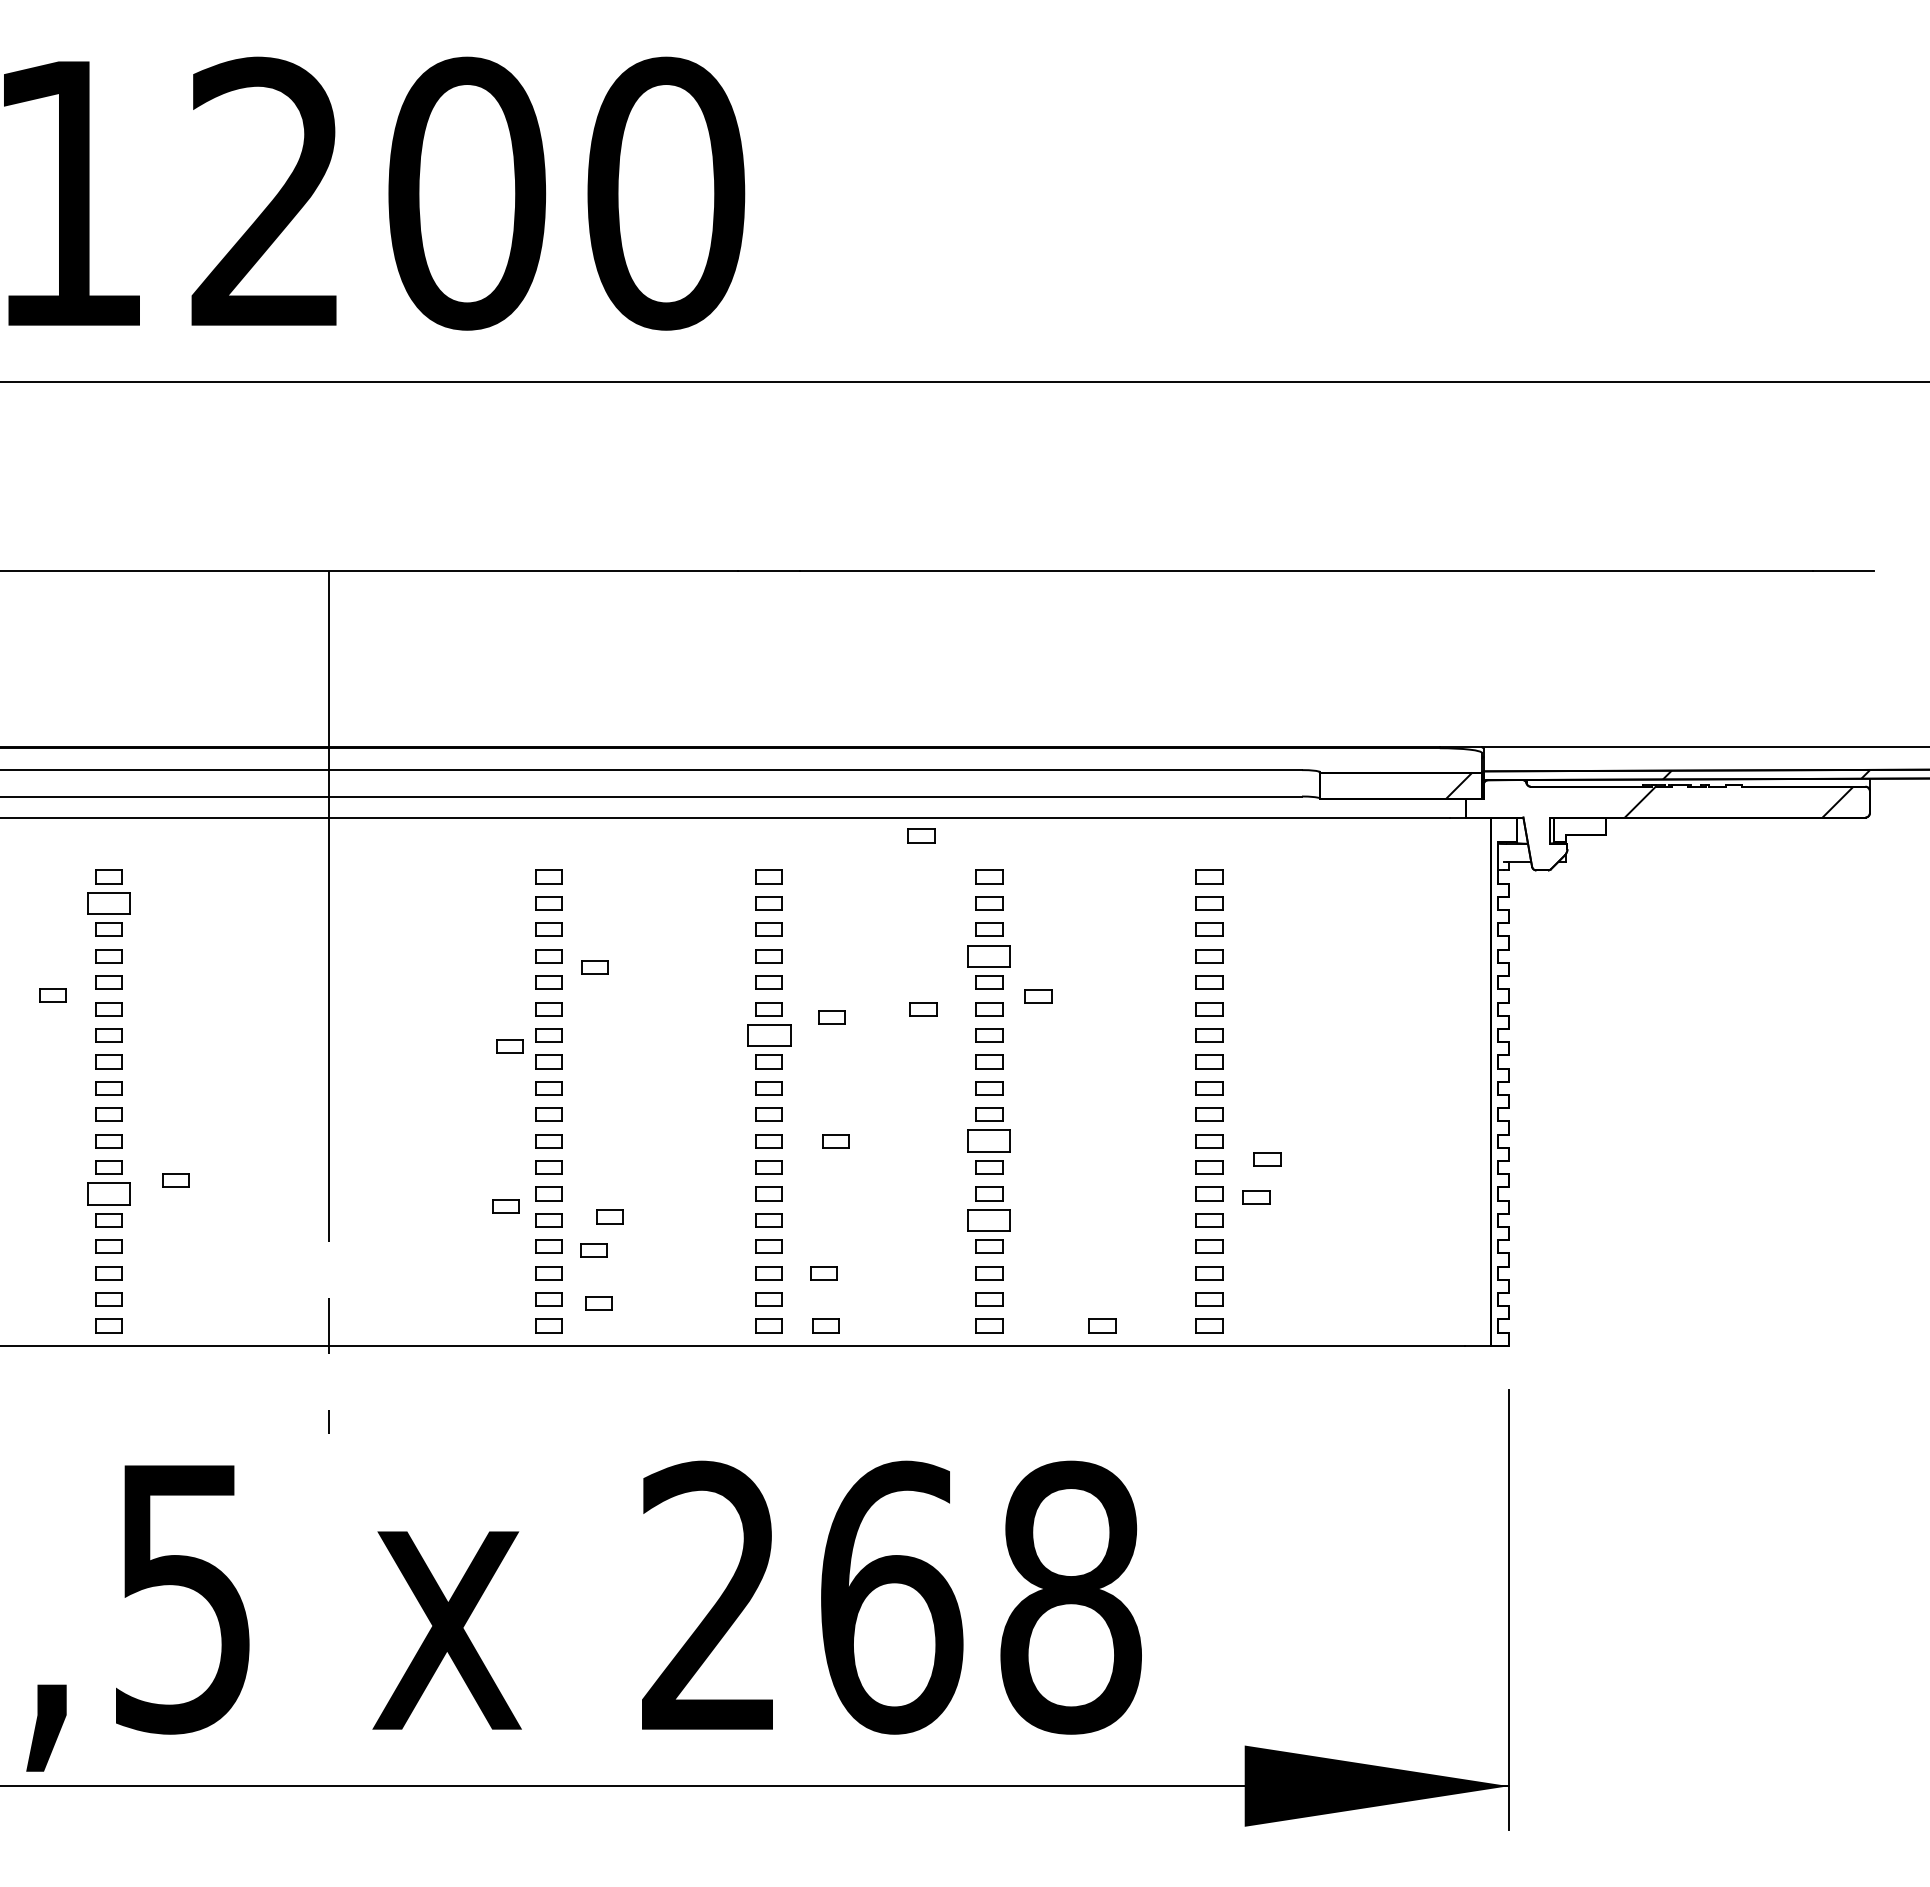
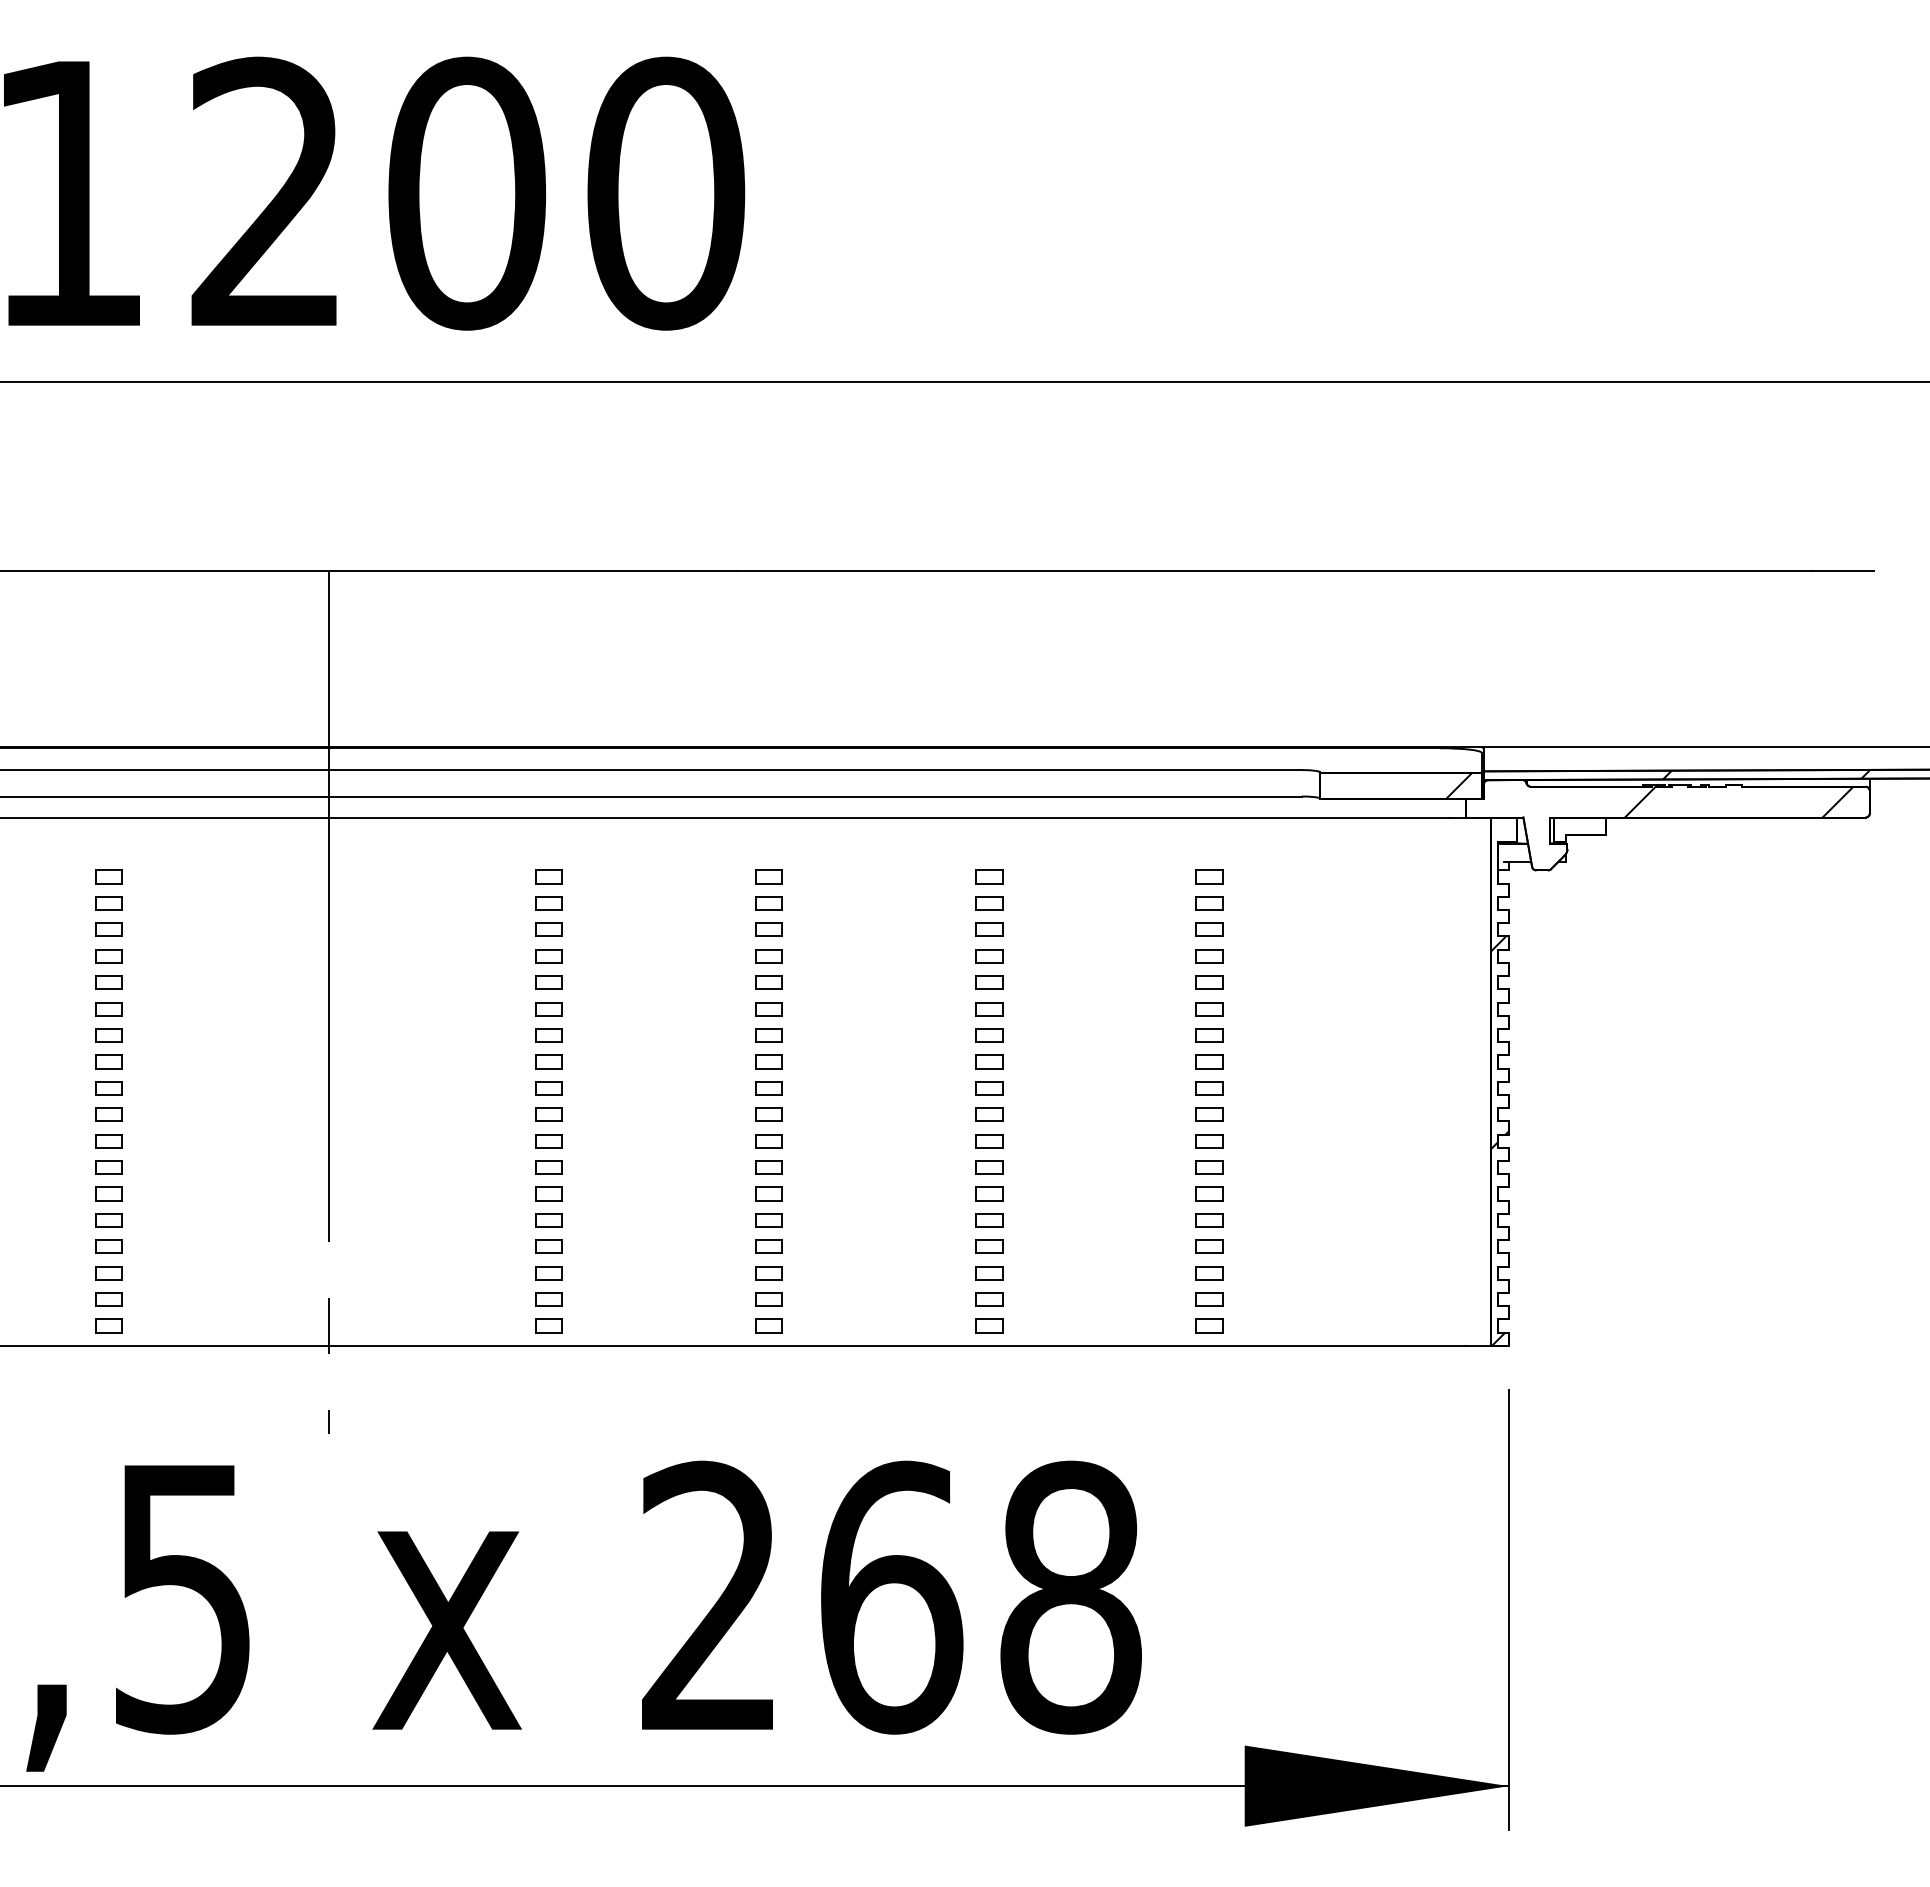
part: present -> none (921, 835)
part size: 44x23 px -> 28x15 px (108, 903)
part size: 44x23 px -> 29x15 px (989, 956)
part: present -> none (594, 967)
part: present -> none (52, 995)
part: present -> none (1038, 996)
part: present -> none (923, 1009)
part: present -> none (831, 1017)
part size: 45x23 px -> 28x15 px (768, 1035)
part: present -> none (509, 1046)
part size: 44x24 px -> 29x15 px (989, 1141)
hatch: none -> present (1499, 1140)
part: present -> none (835, 1141)
part: present -> none (1267, 1159)
part: present -> none (175, 1180)
part size: 44x24 px -> 28x16 px (108, 1193)
part: present -> none (1256, 1197)
part: present -> none (505, 1206)
part: present -> none (609, 1216)
part size: 44x23 px -> 29x15 px (989, 1220)
part: present -> none (593, 1250)
part: present -> none (823, 1273)
part: present -> none (598, 1303)
part: present -> none (825, 1325)
part: present -> none (1102, 1325)
